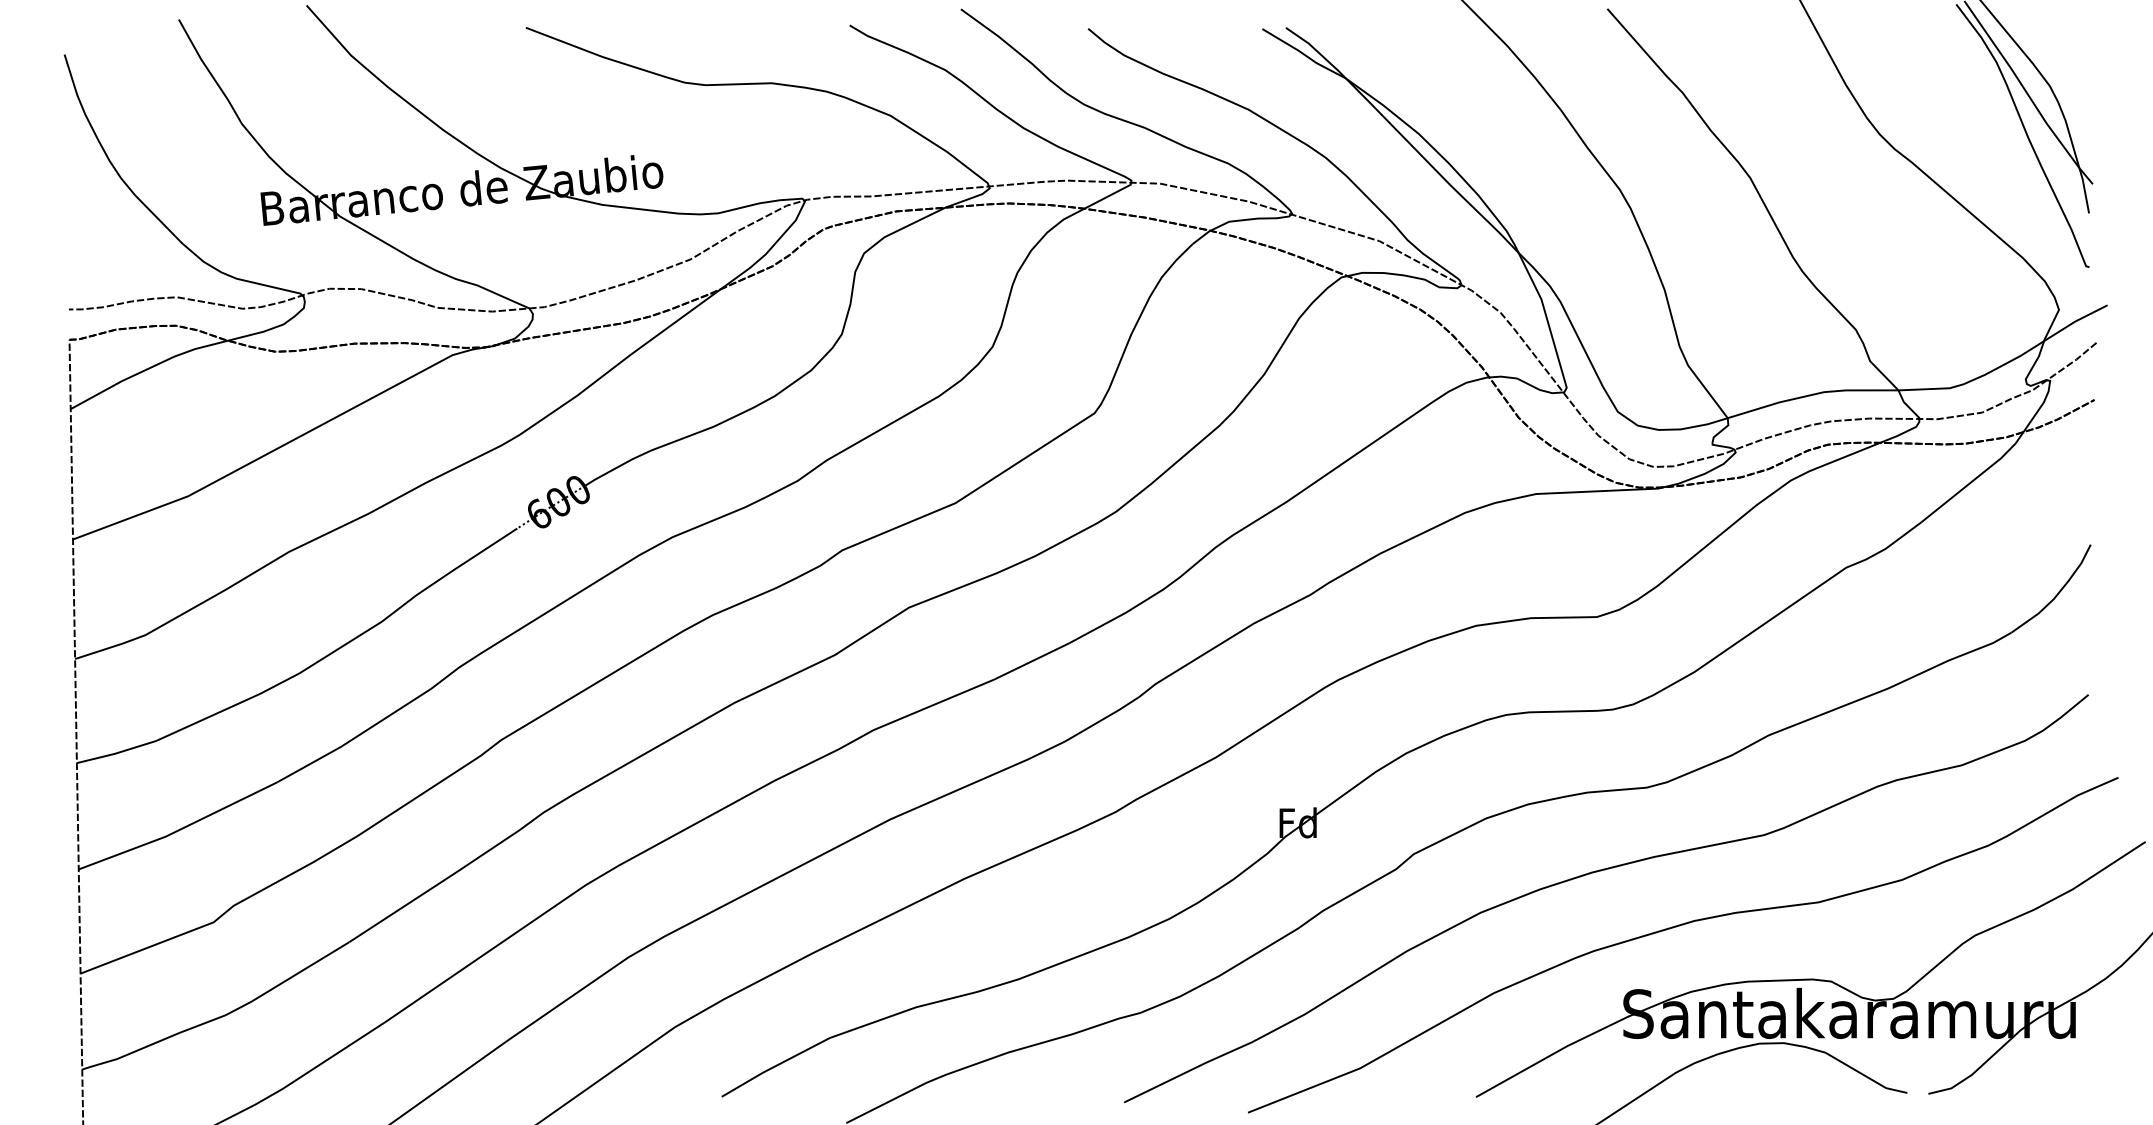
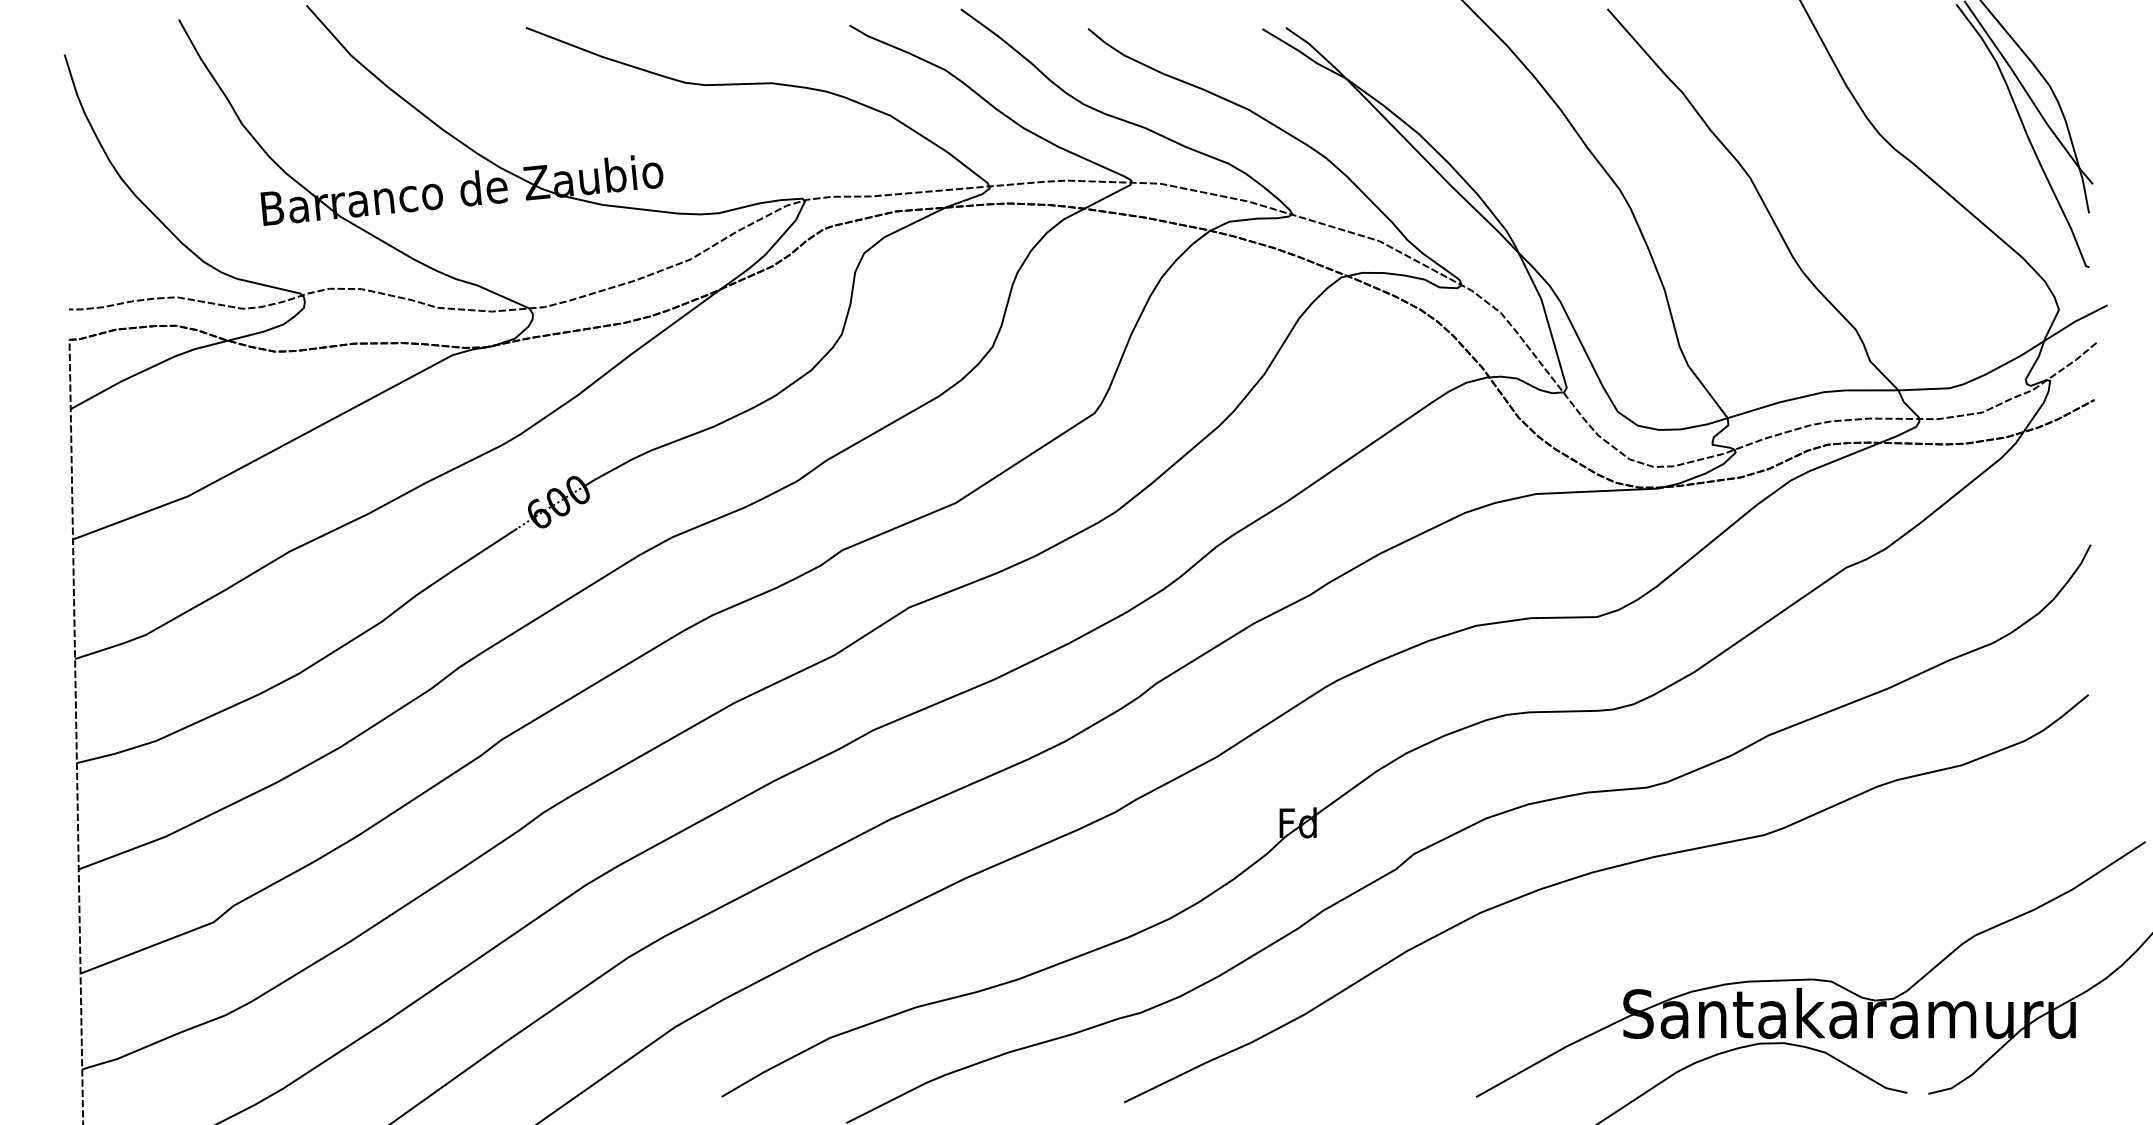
curve: present -> none (1680, 926)
